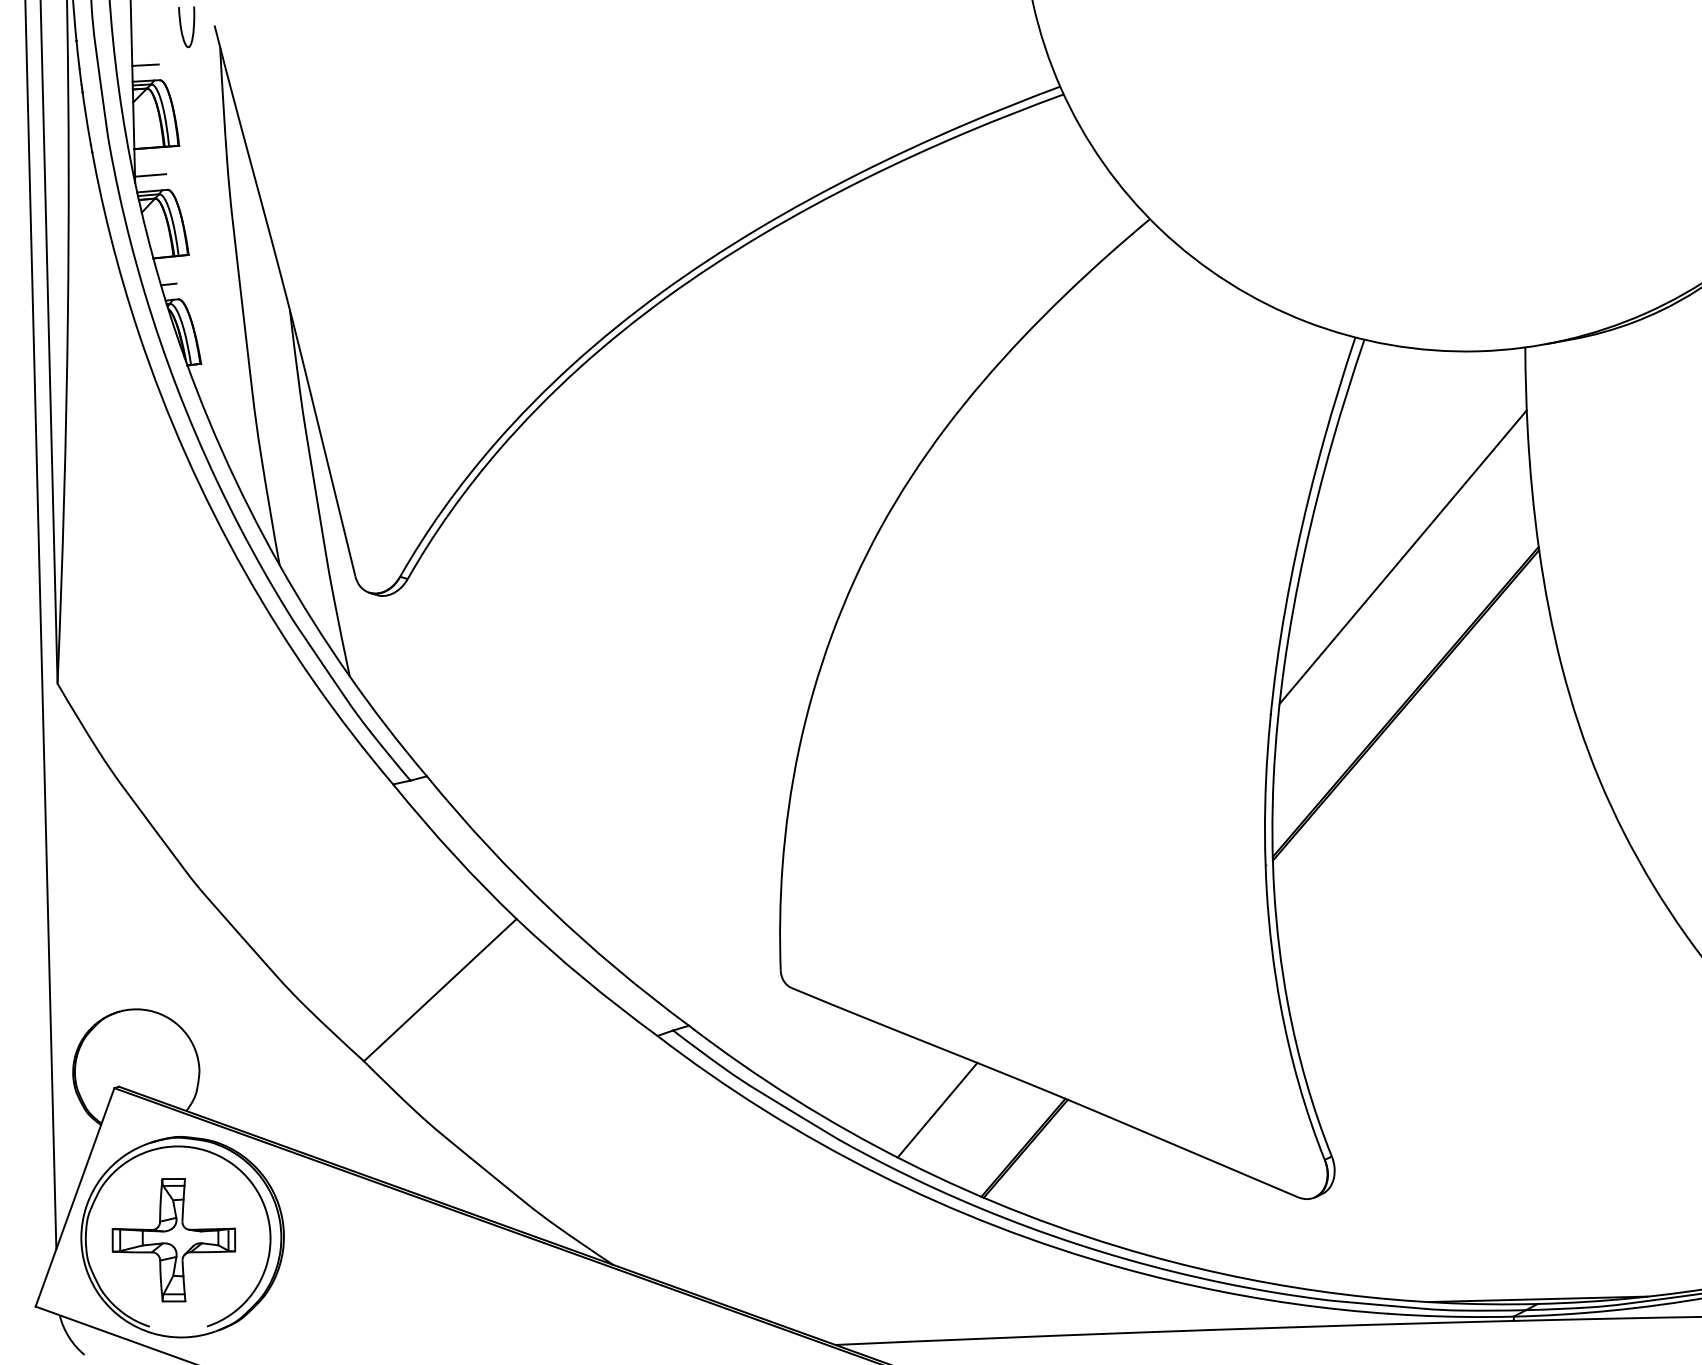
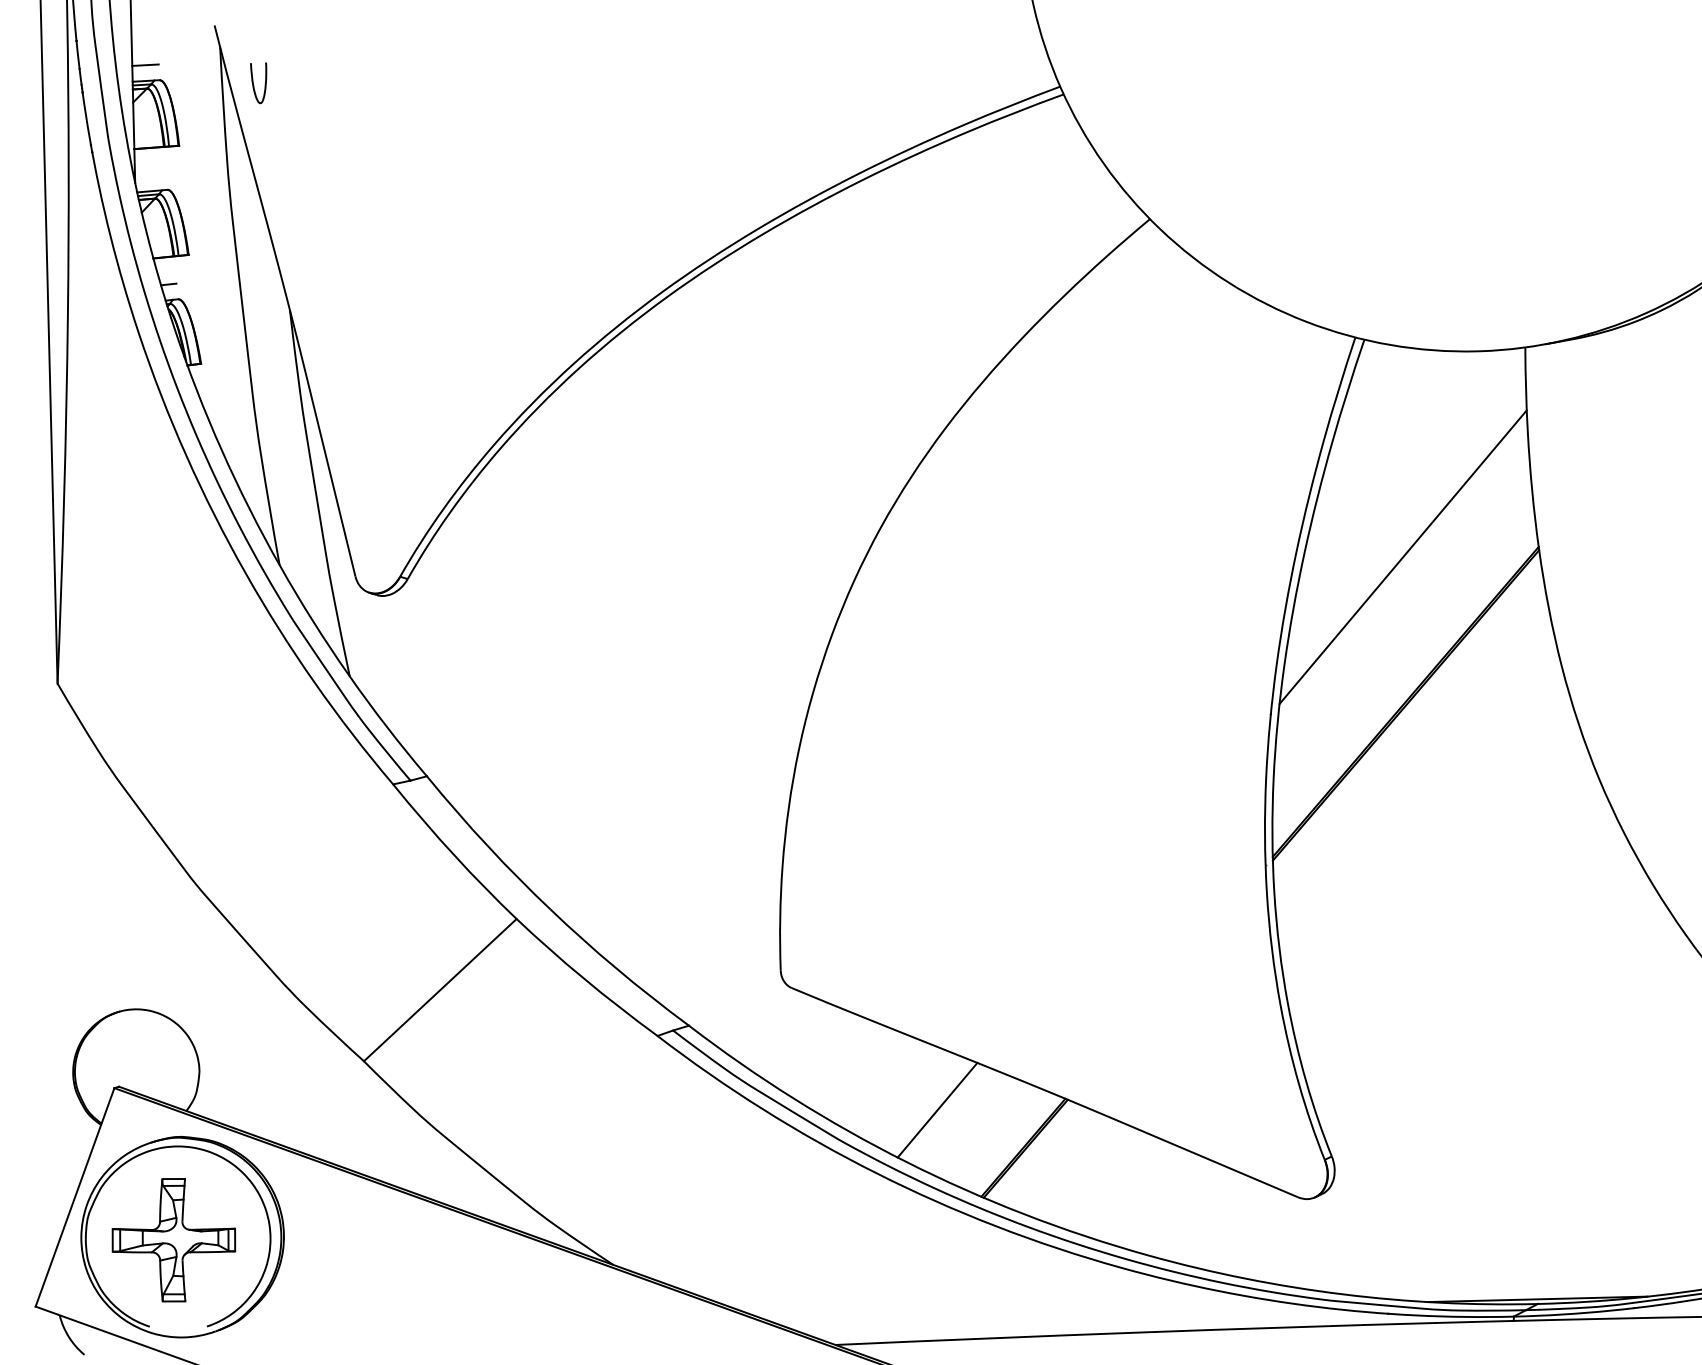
curve position: (182, 29) -> (254, 85) (254, 85)
line: present -> none (150, 175)
line: present -> none (40, 625)
